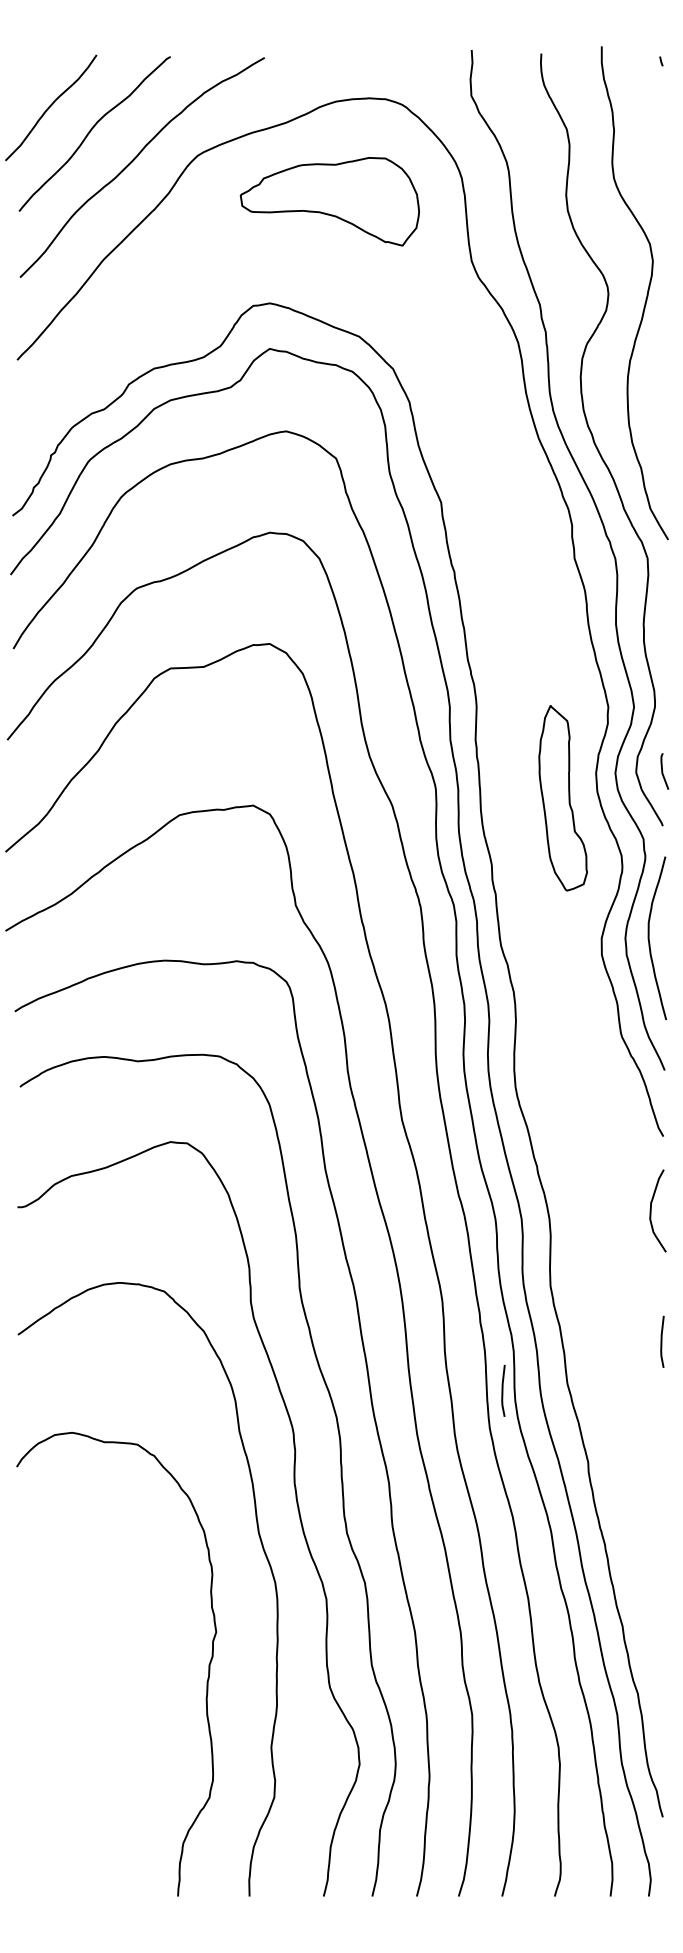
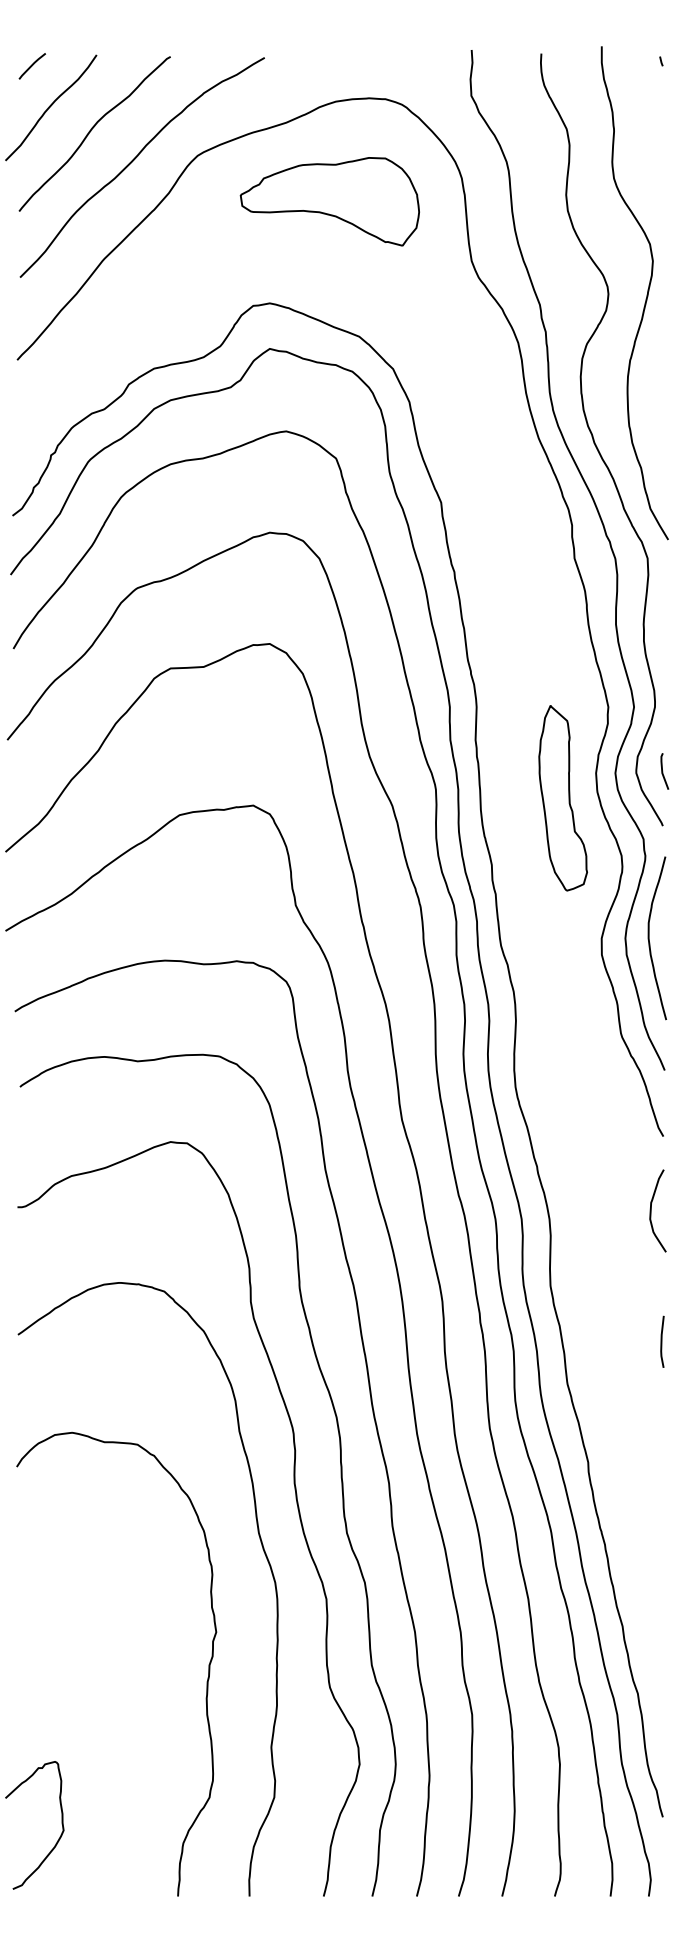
line: none -> present (31, 66)
line: present -> none (503, 1390)
curve: none -> present (61, 1824)
